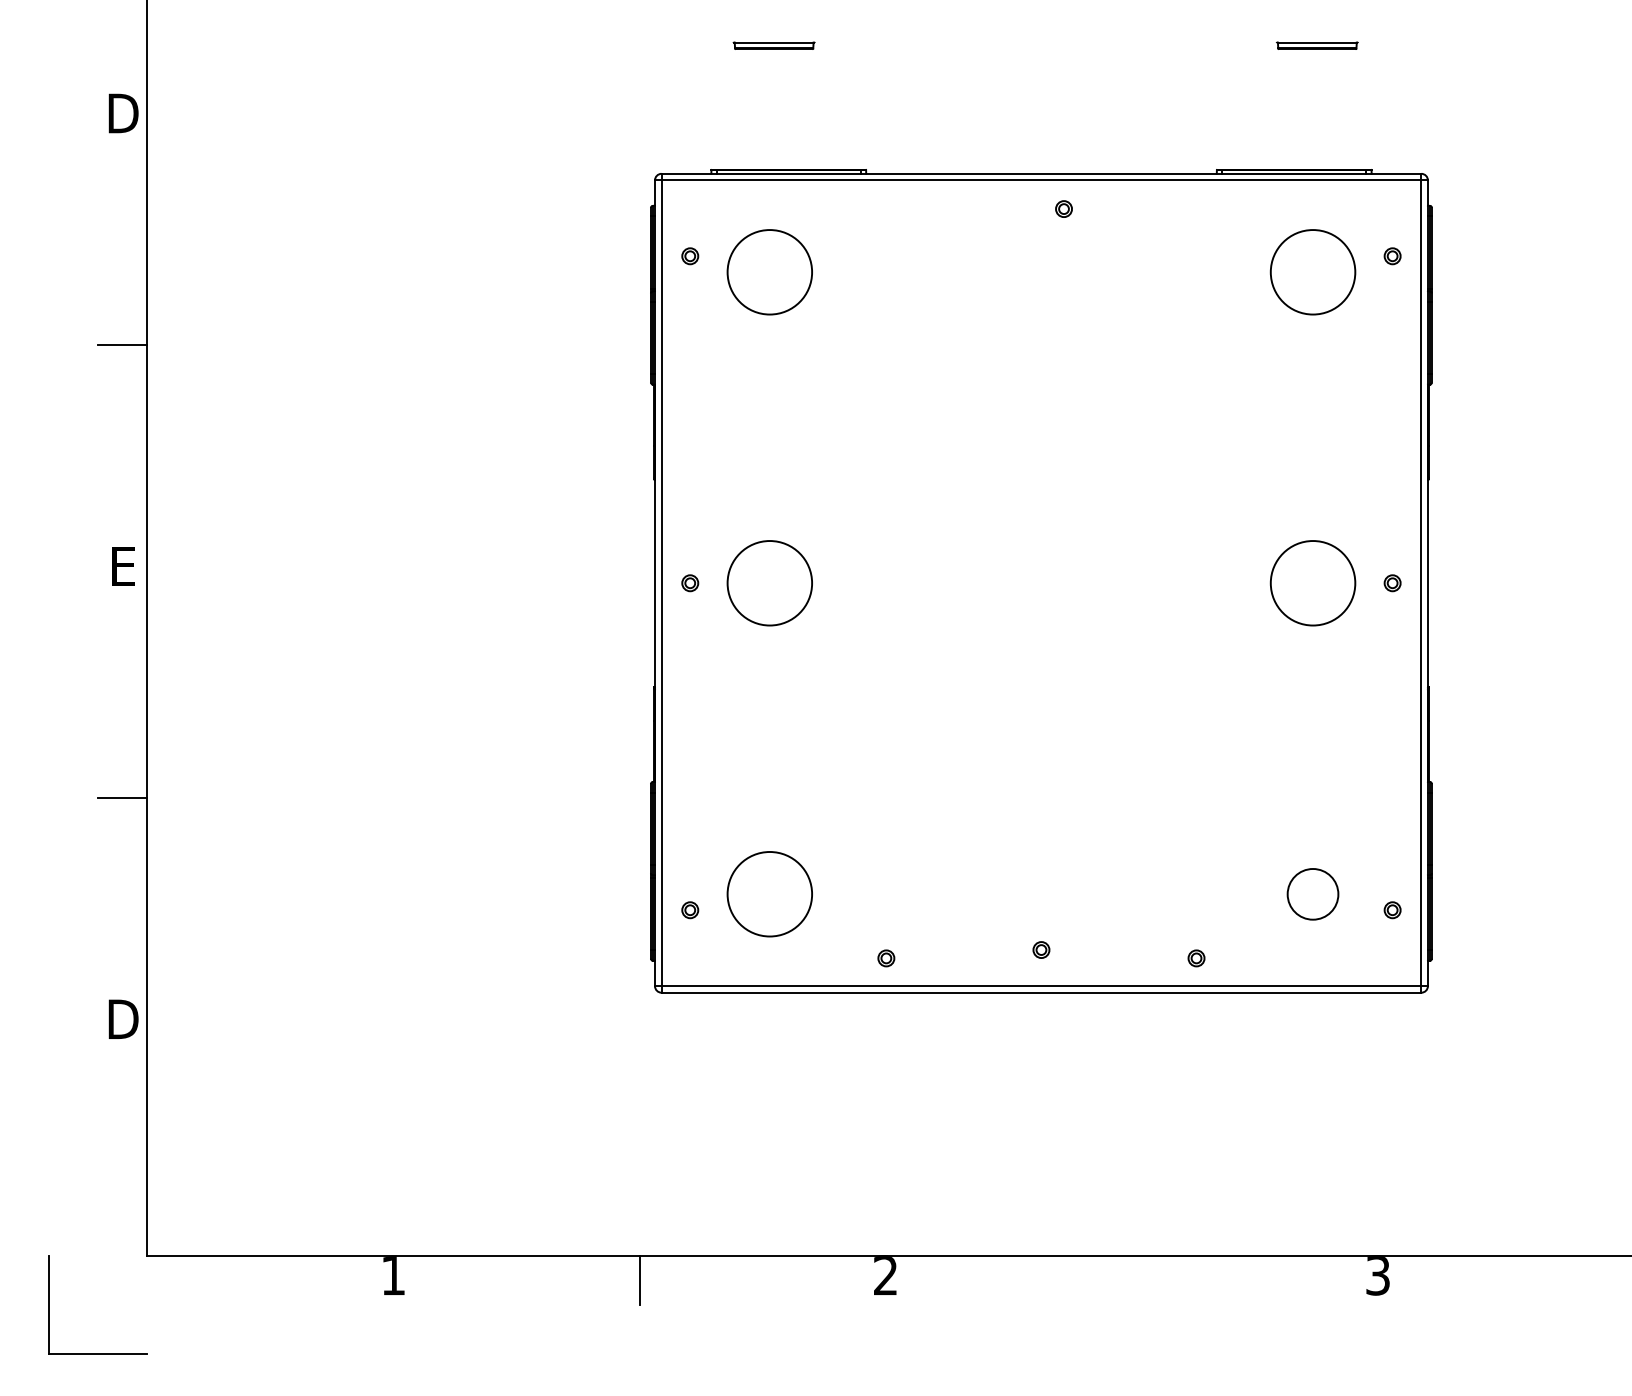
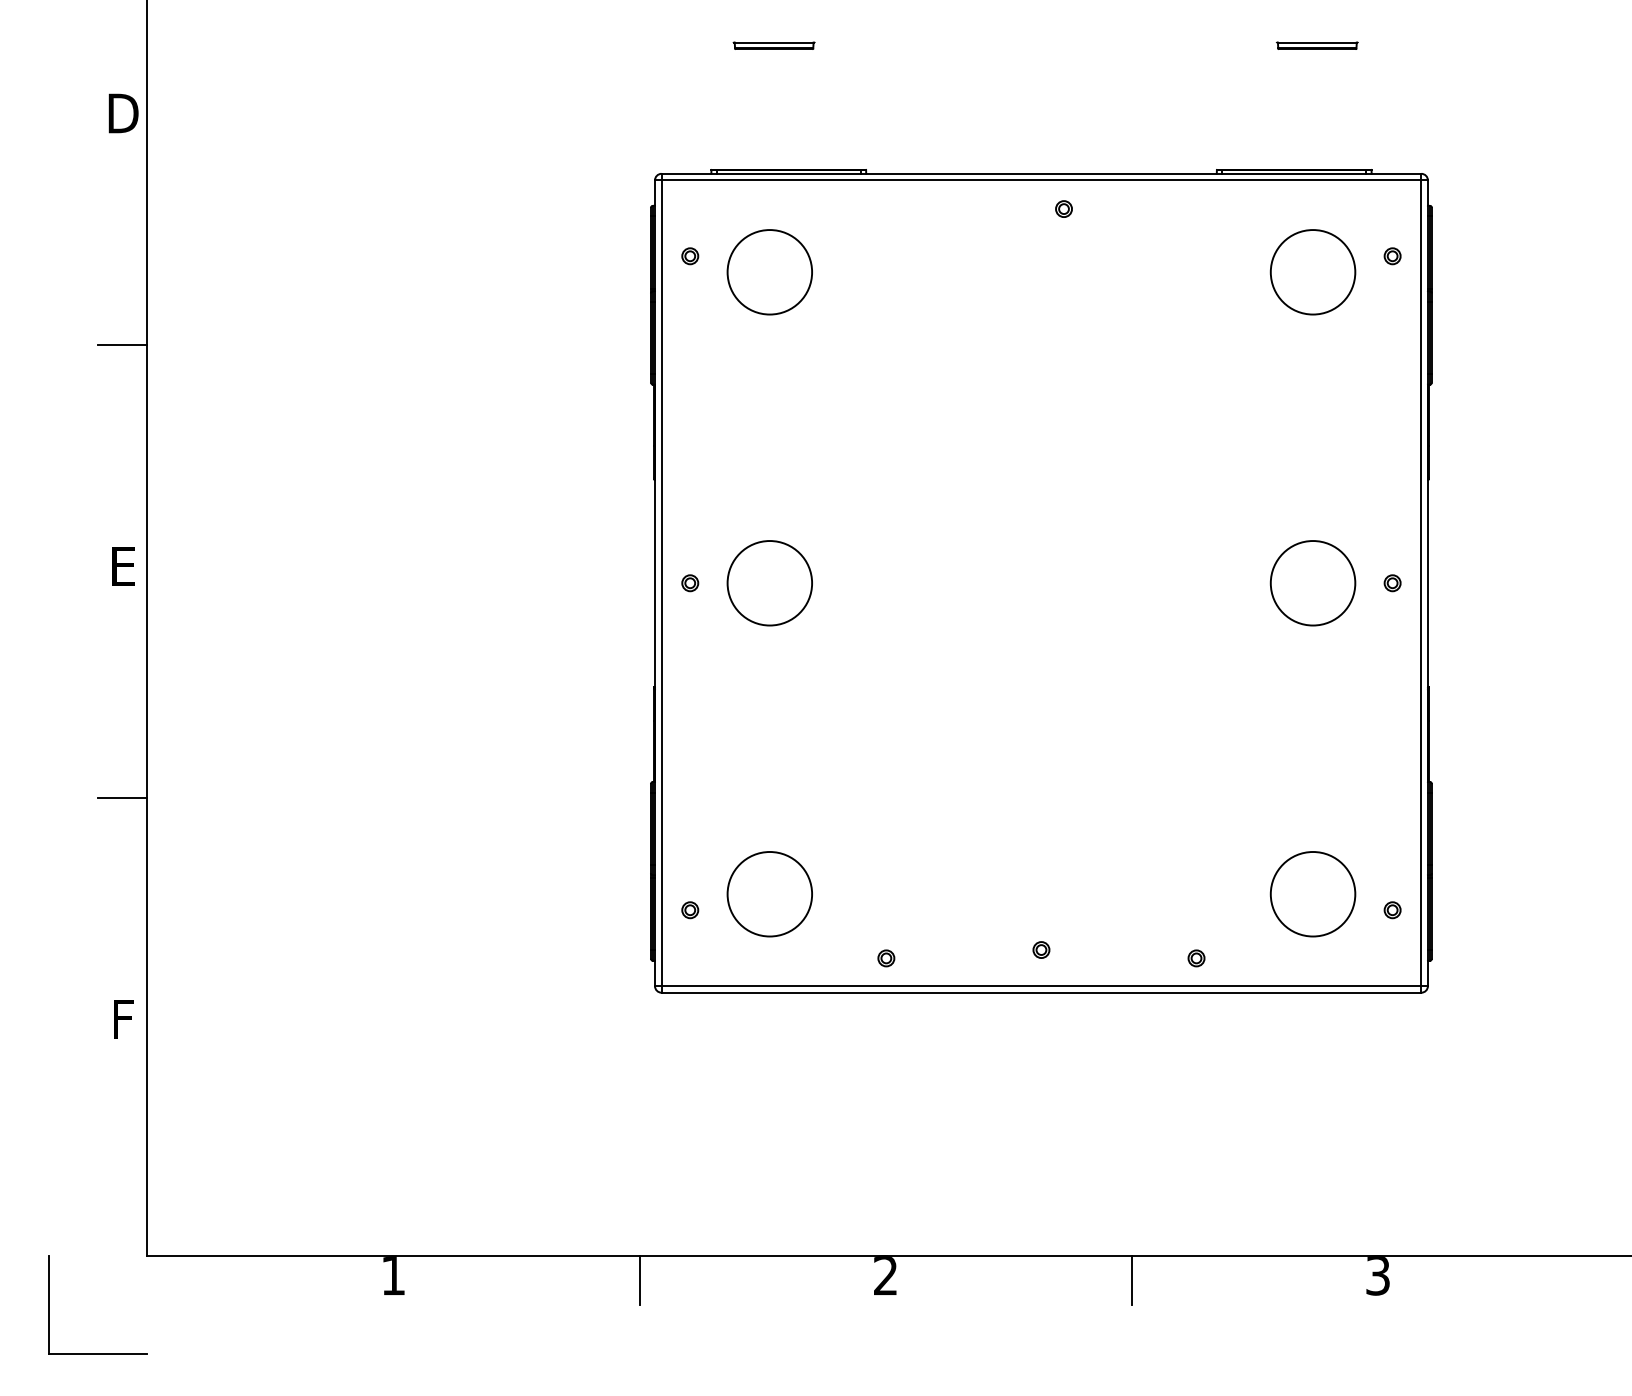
circle size: 54x53 px -> 88x87 px (1312, 894)
text: D -> F (123, 1018)
line: none -> present (1132, 1279)
